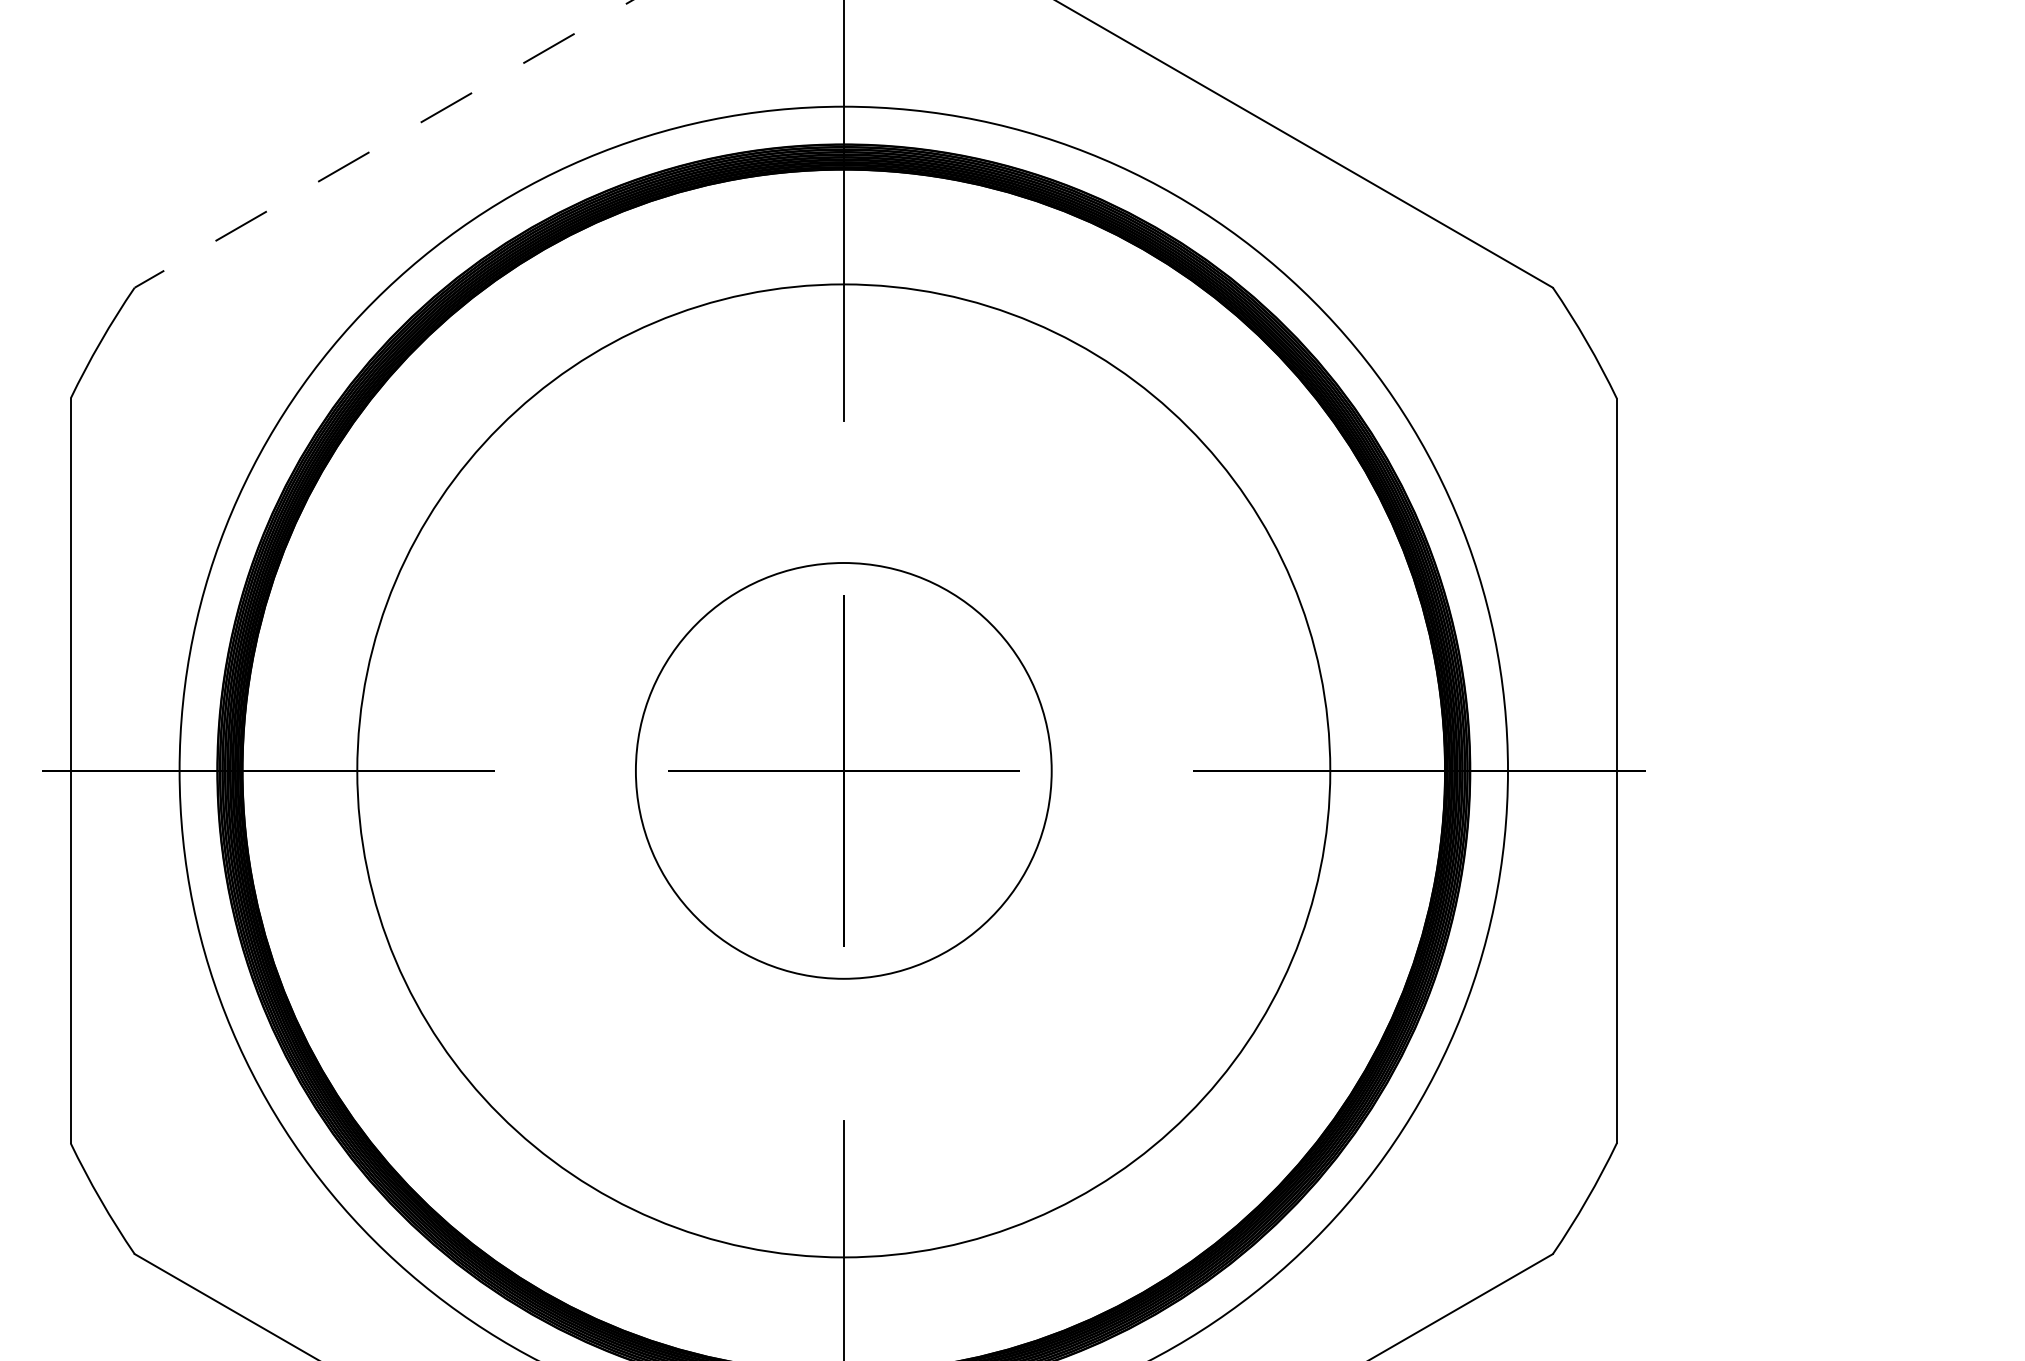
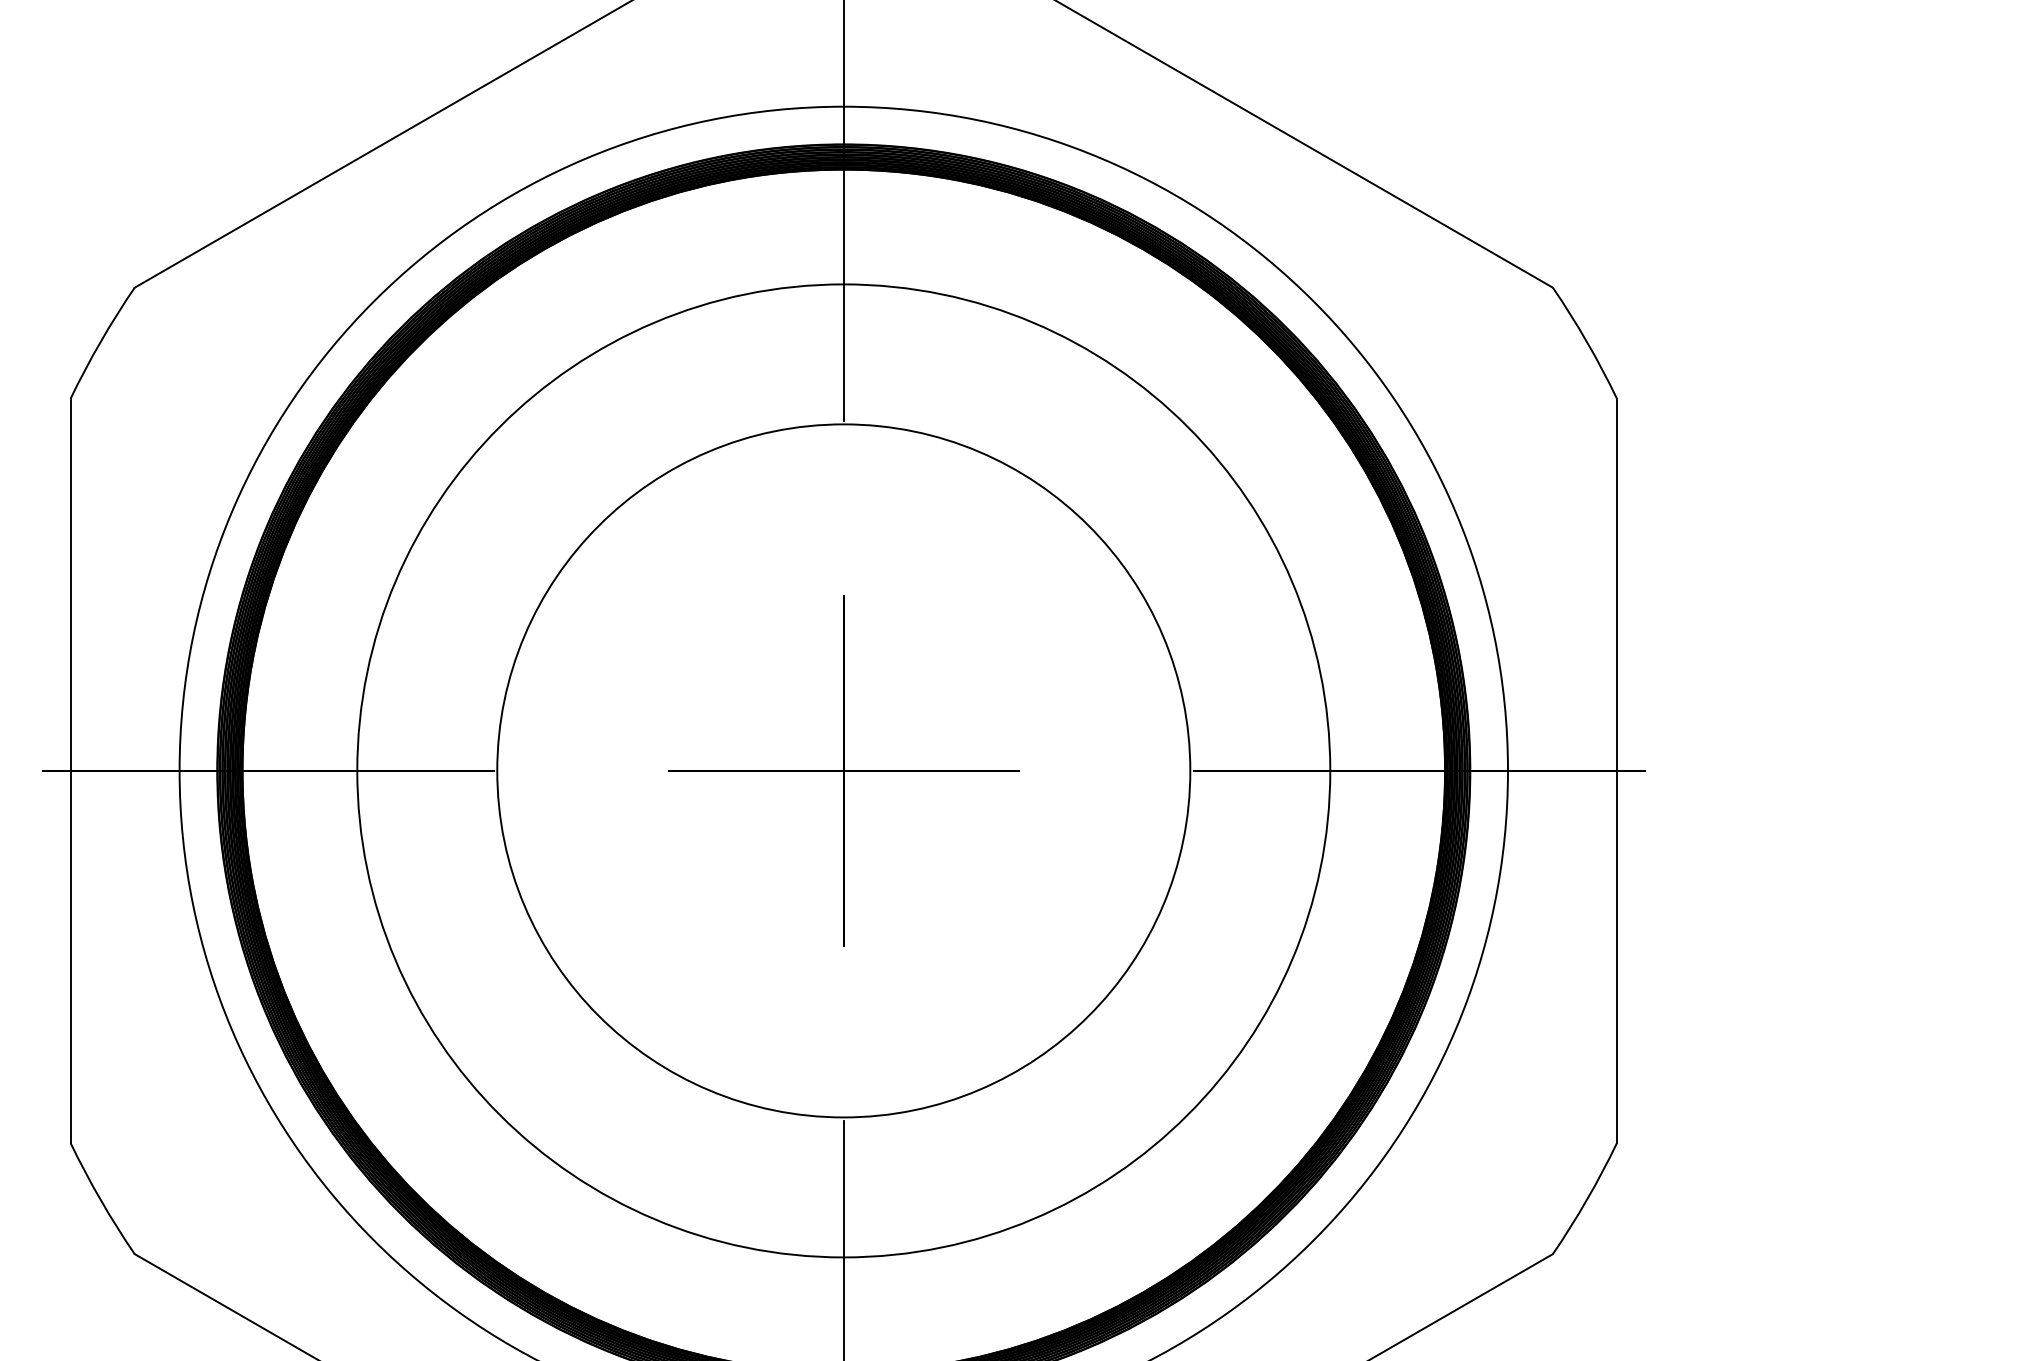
line: dashed -> solid (383, 144)
circle diameter: 416 px -> 693 px (843, 770)
